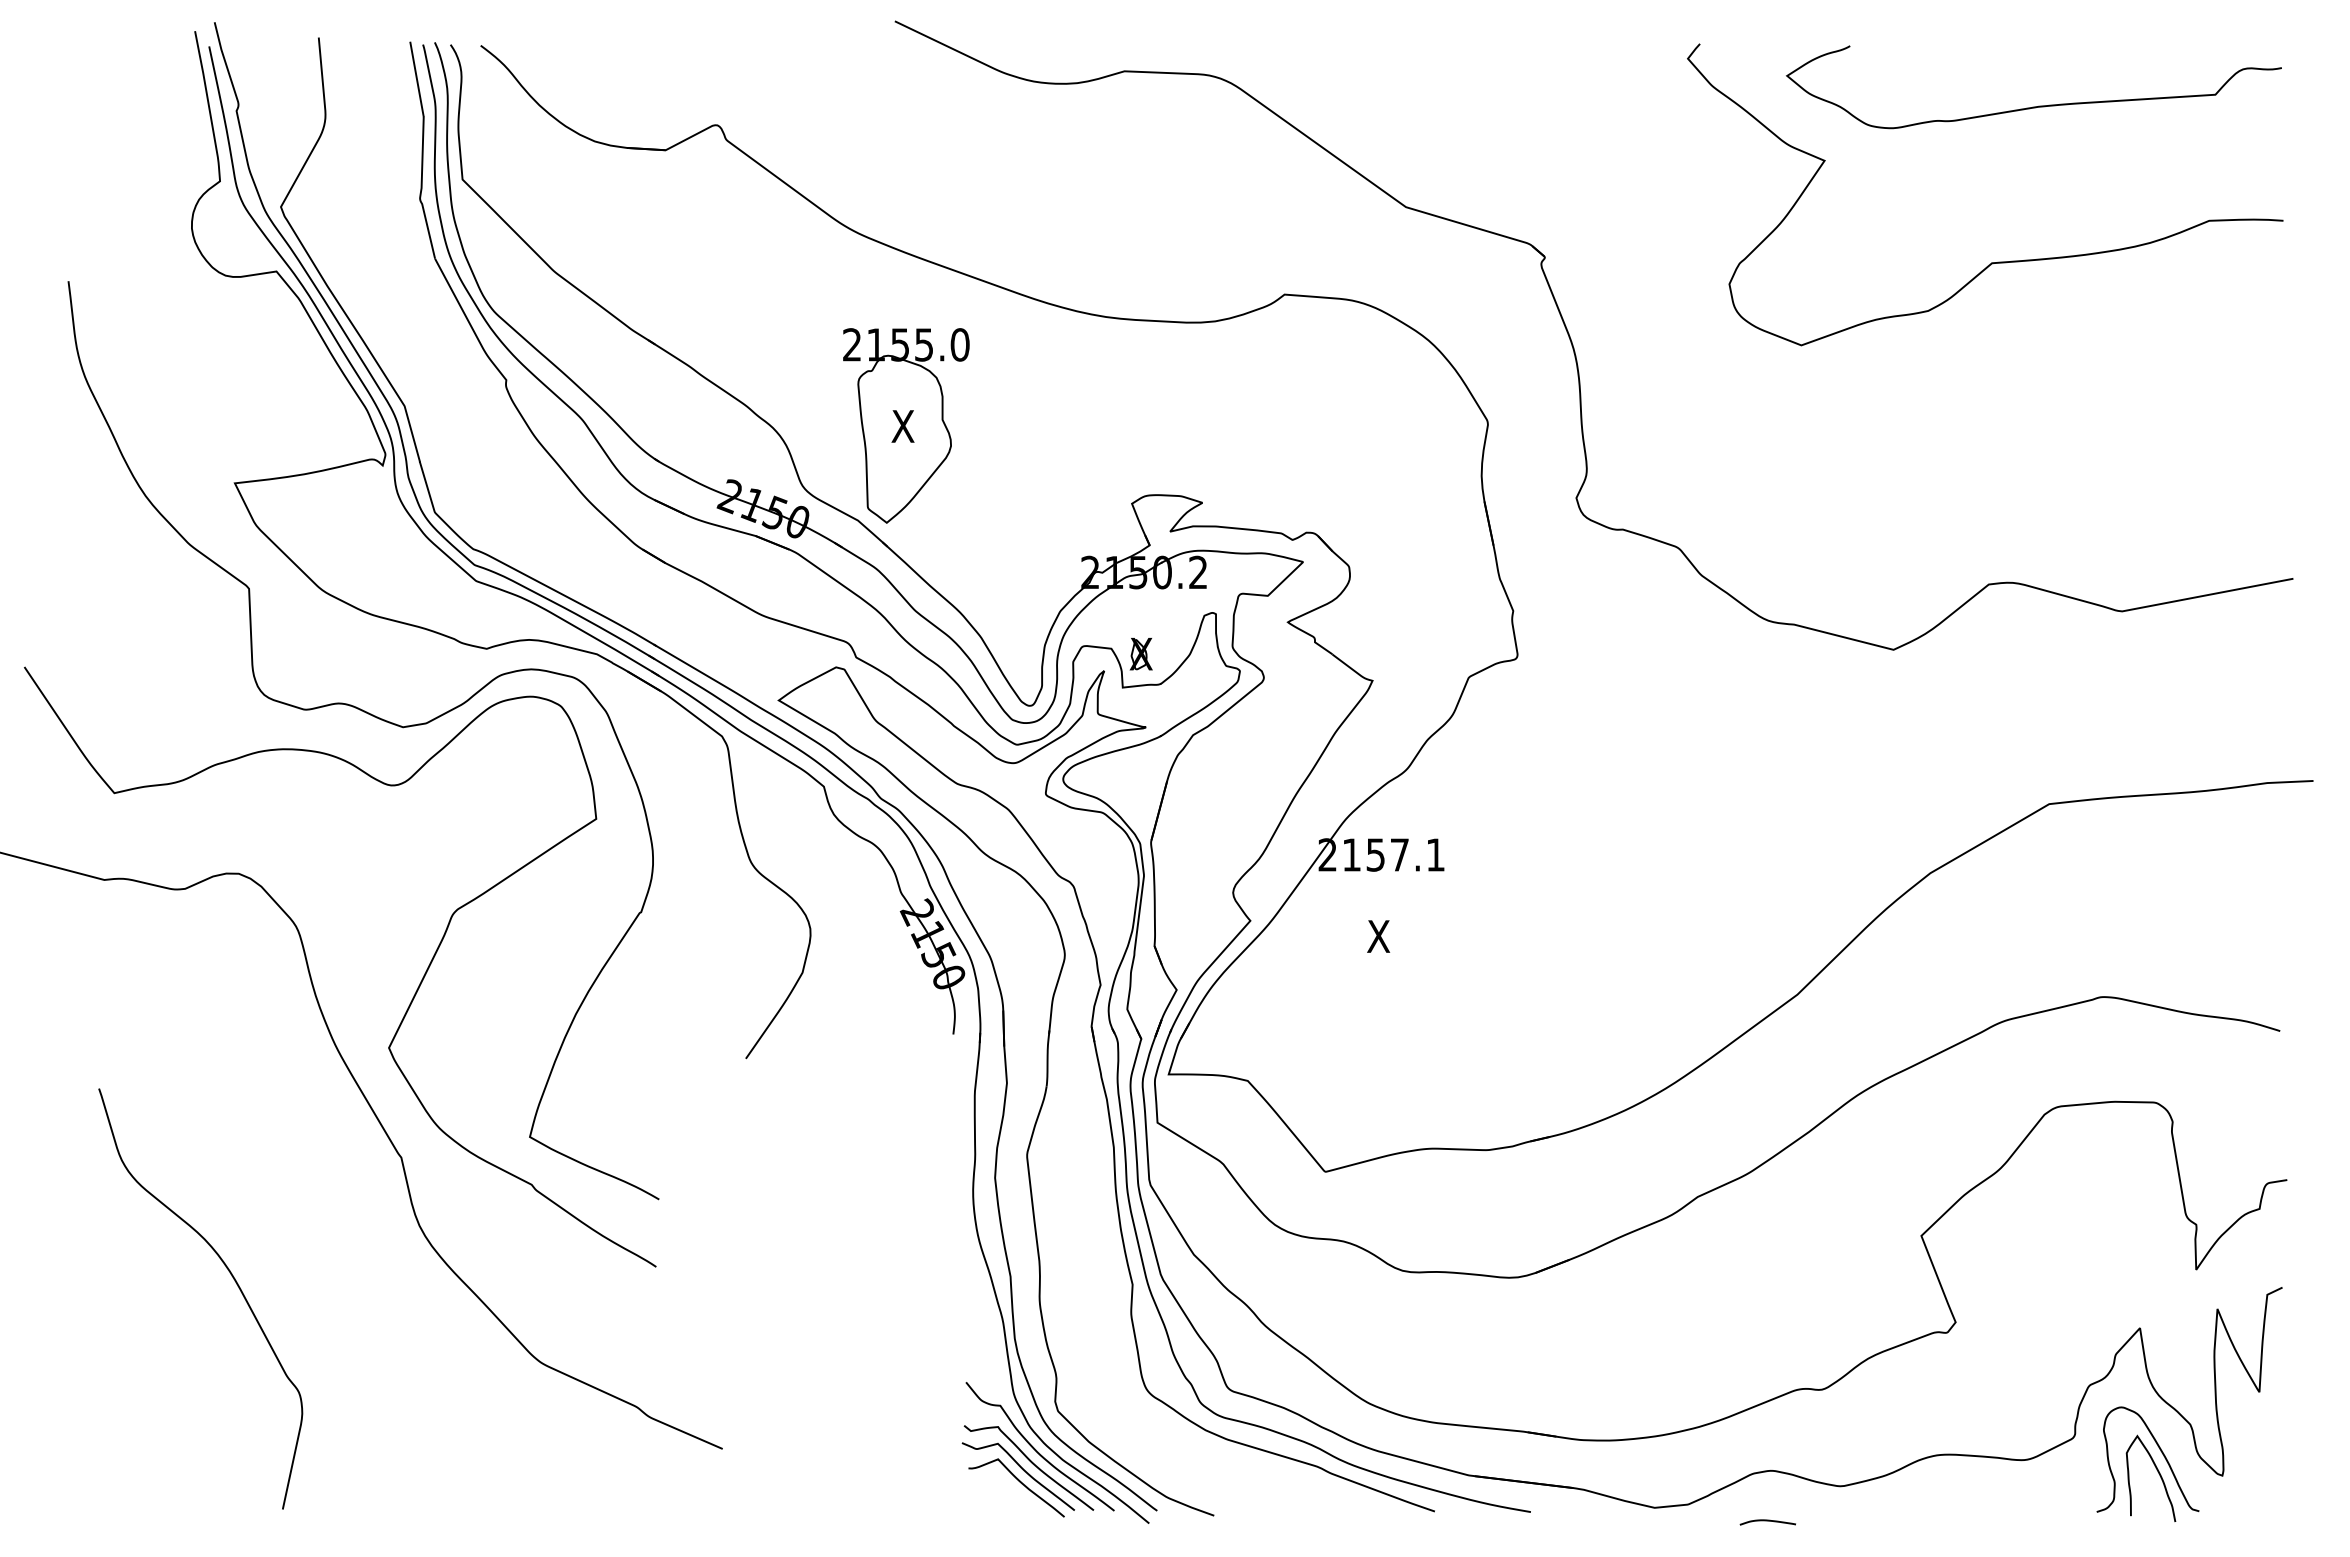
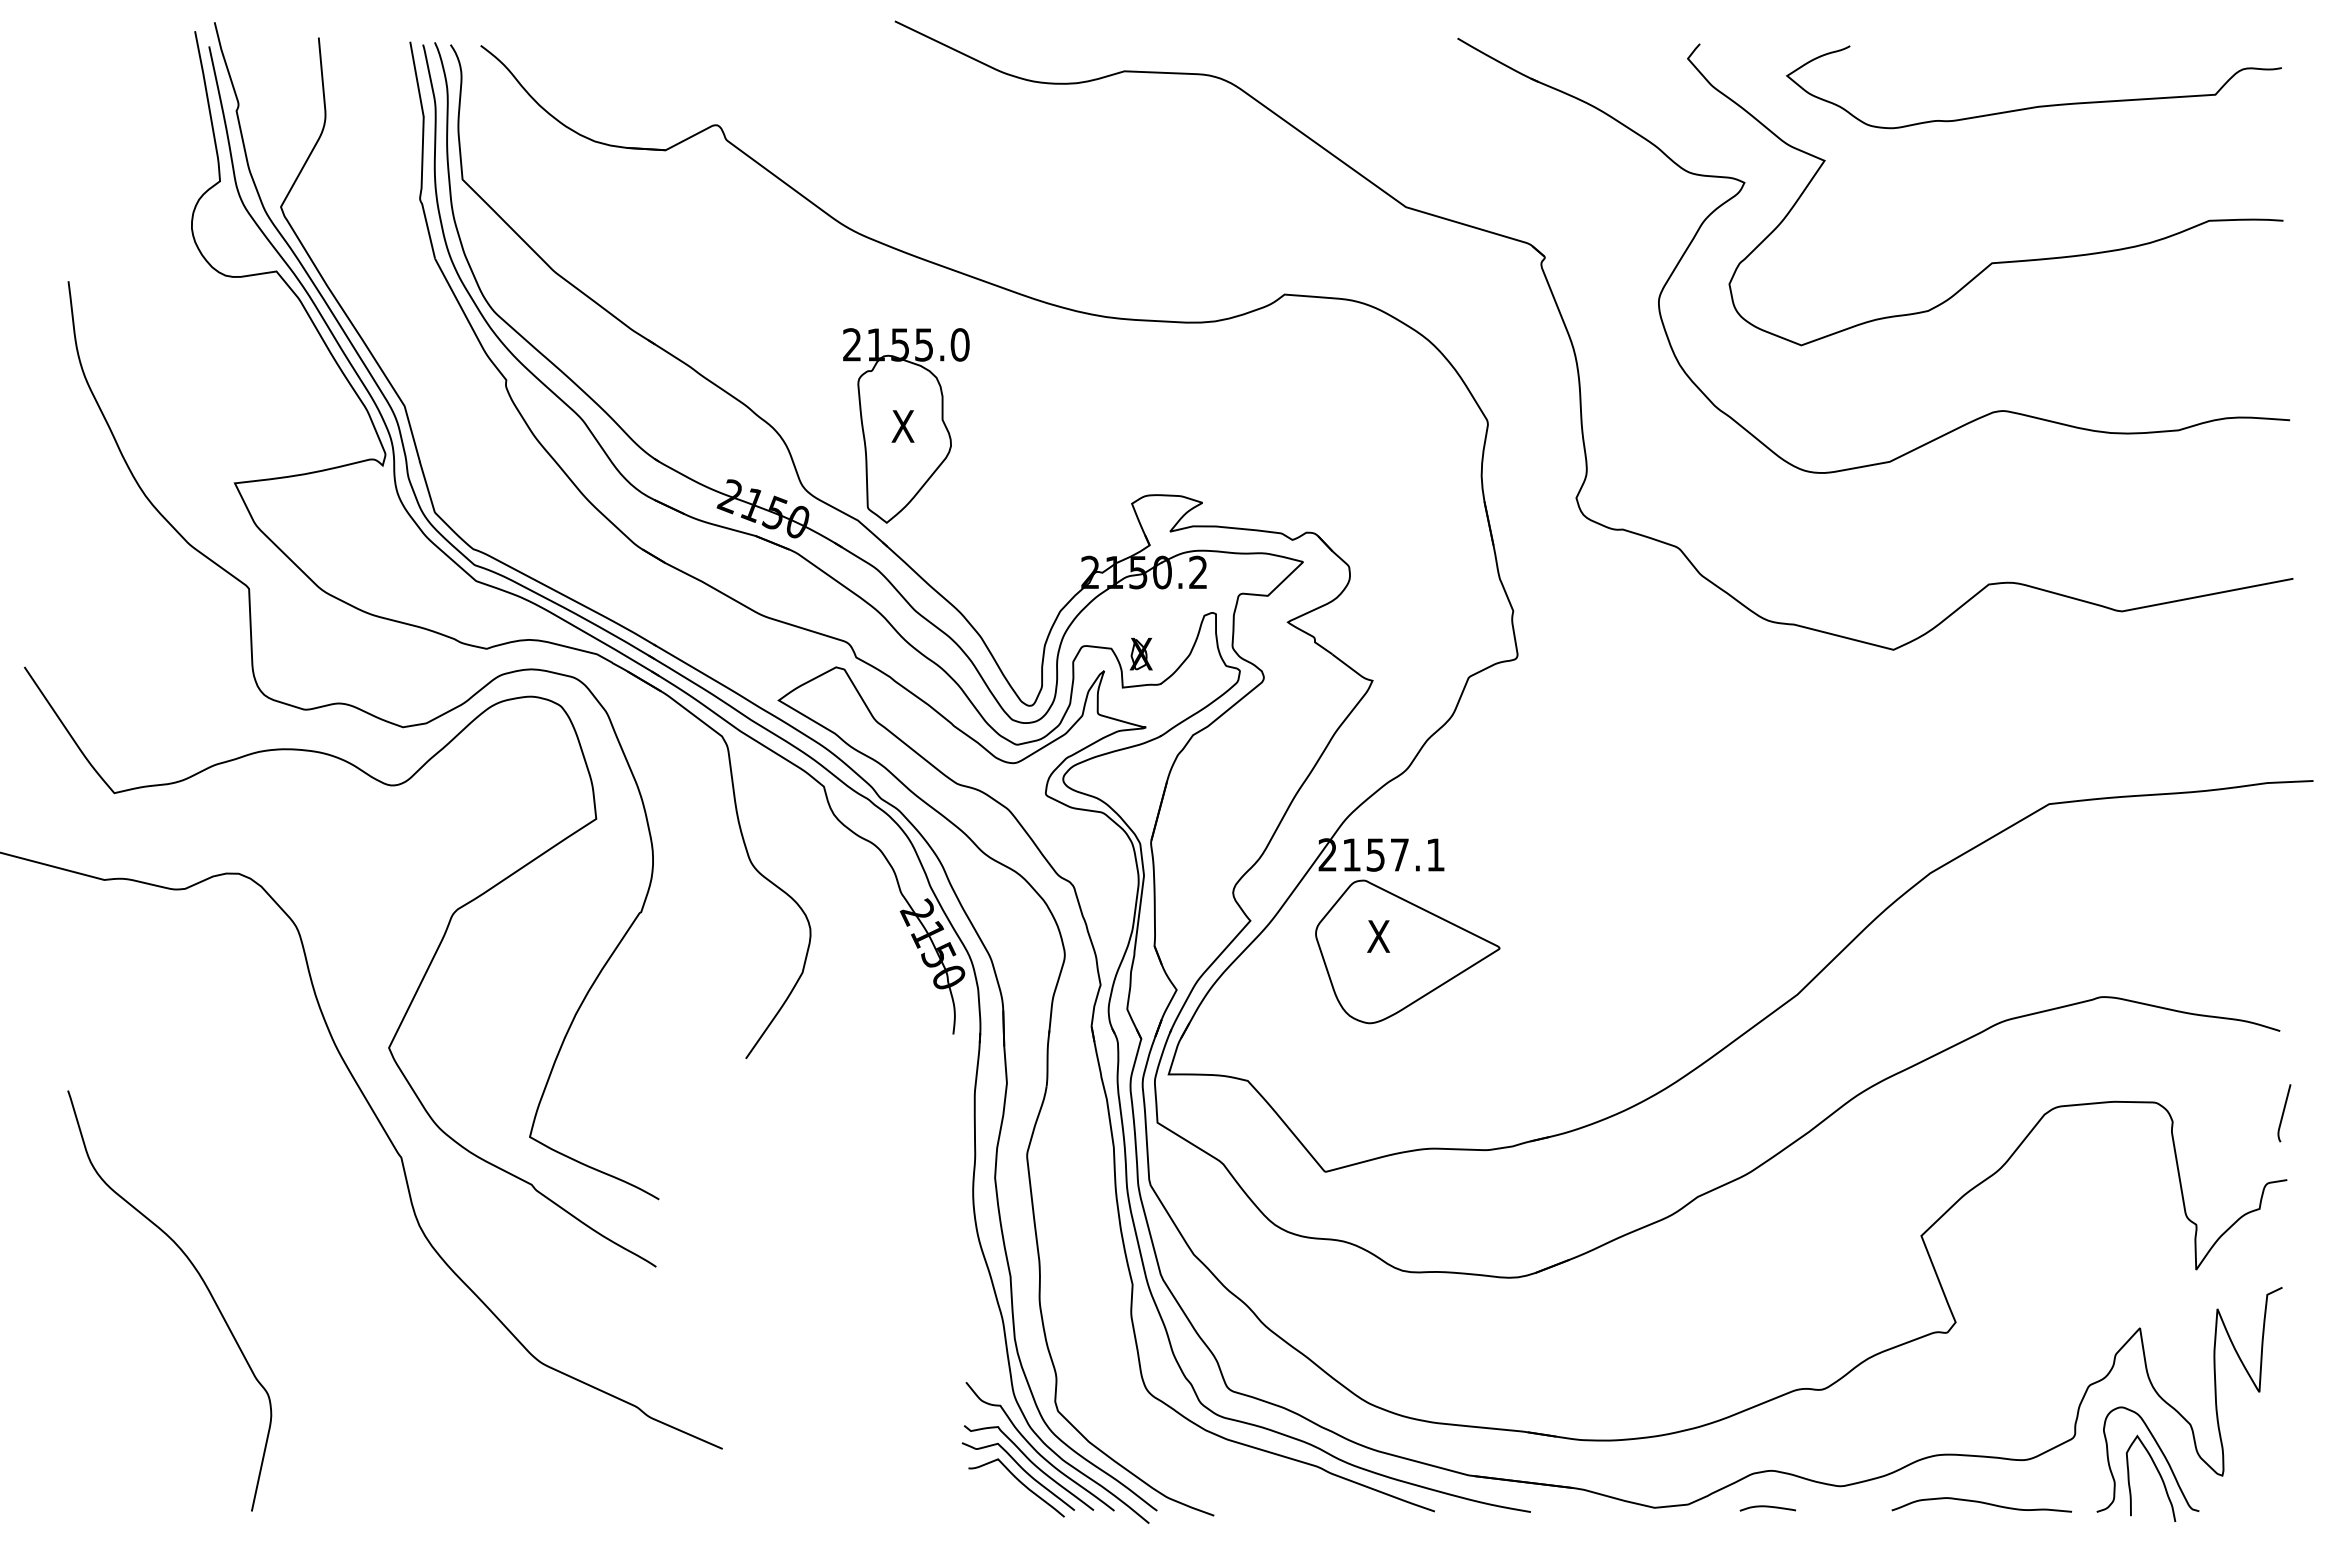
part: none -> present (1742, 189)
part: none -> present (1407, 951)
curve: none -> present (2284, 1112)
curve position: (231, 1276) -> (200, 1278) (200, 1278)
curve: none -> present (1981, 1503)
curve position: (1767, 1521) -> (1767, 1507) (1767, 1507)
